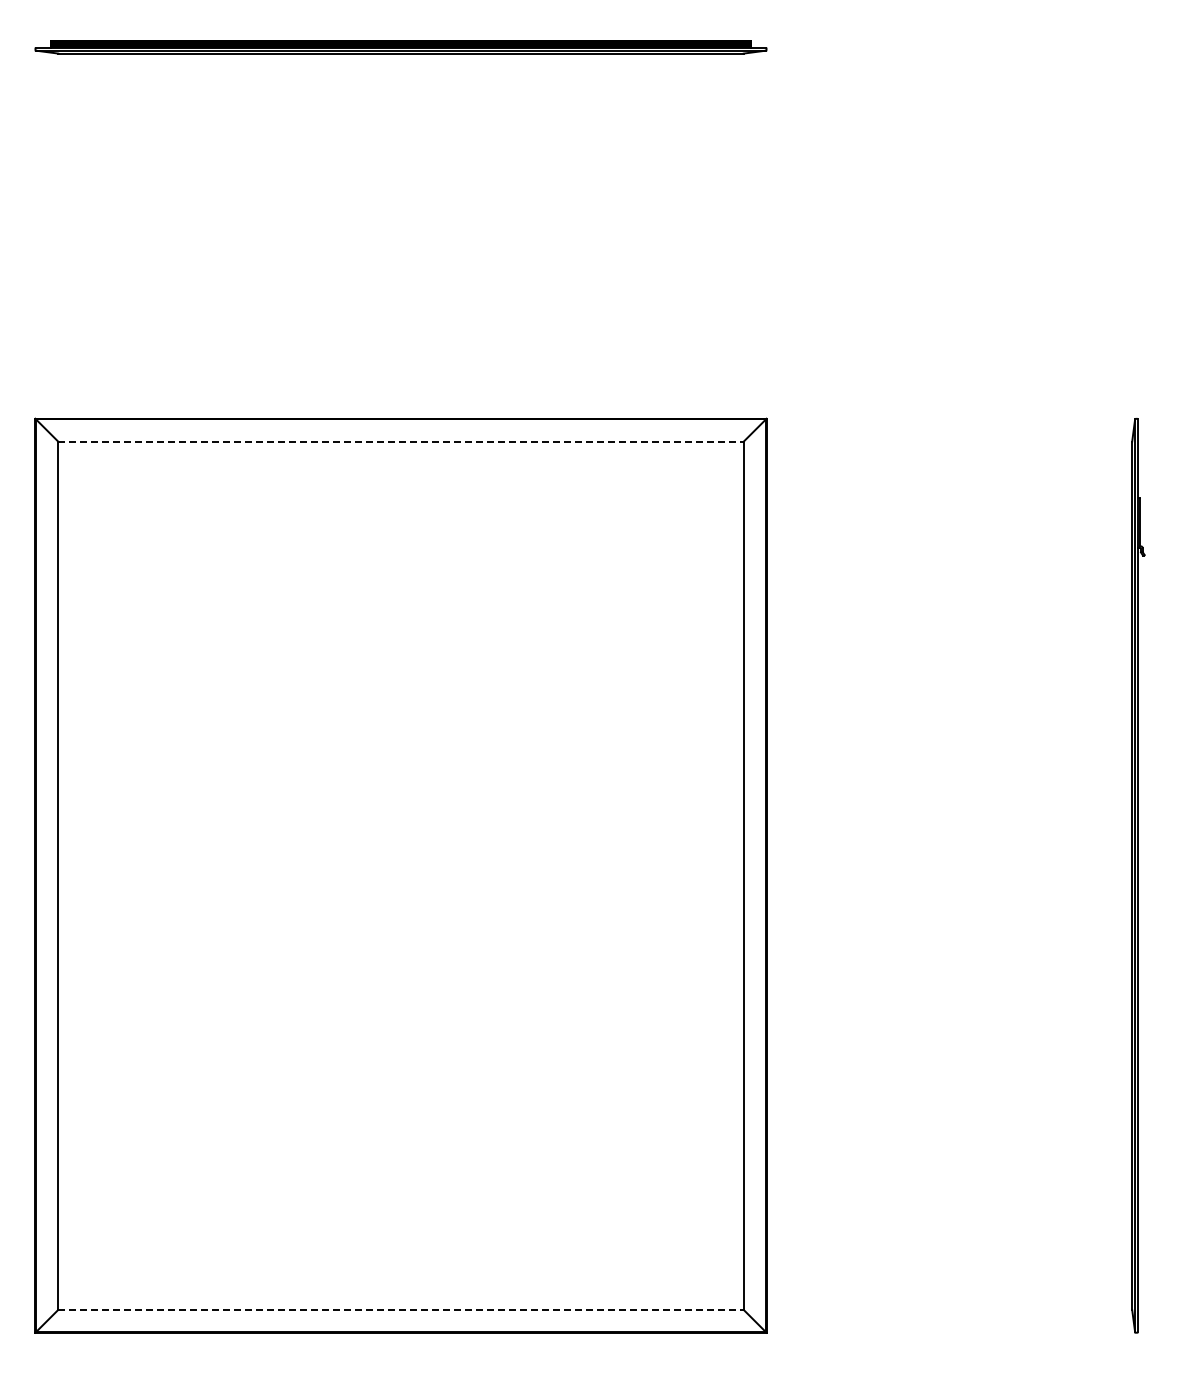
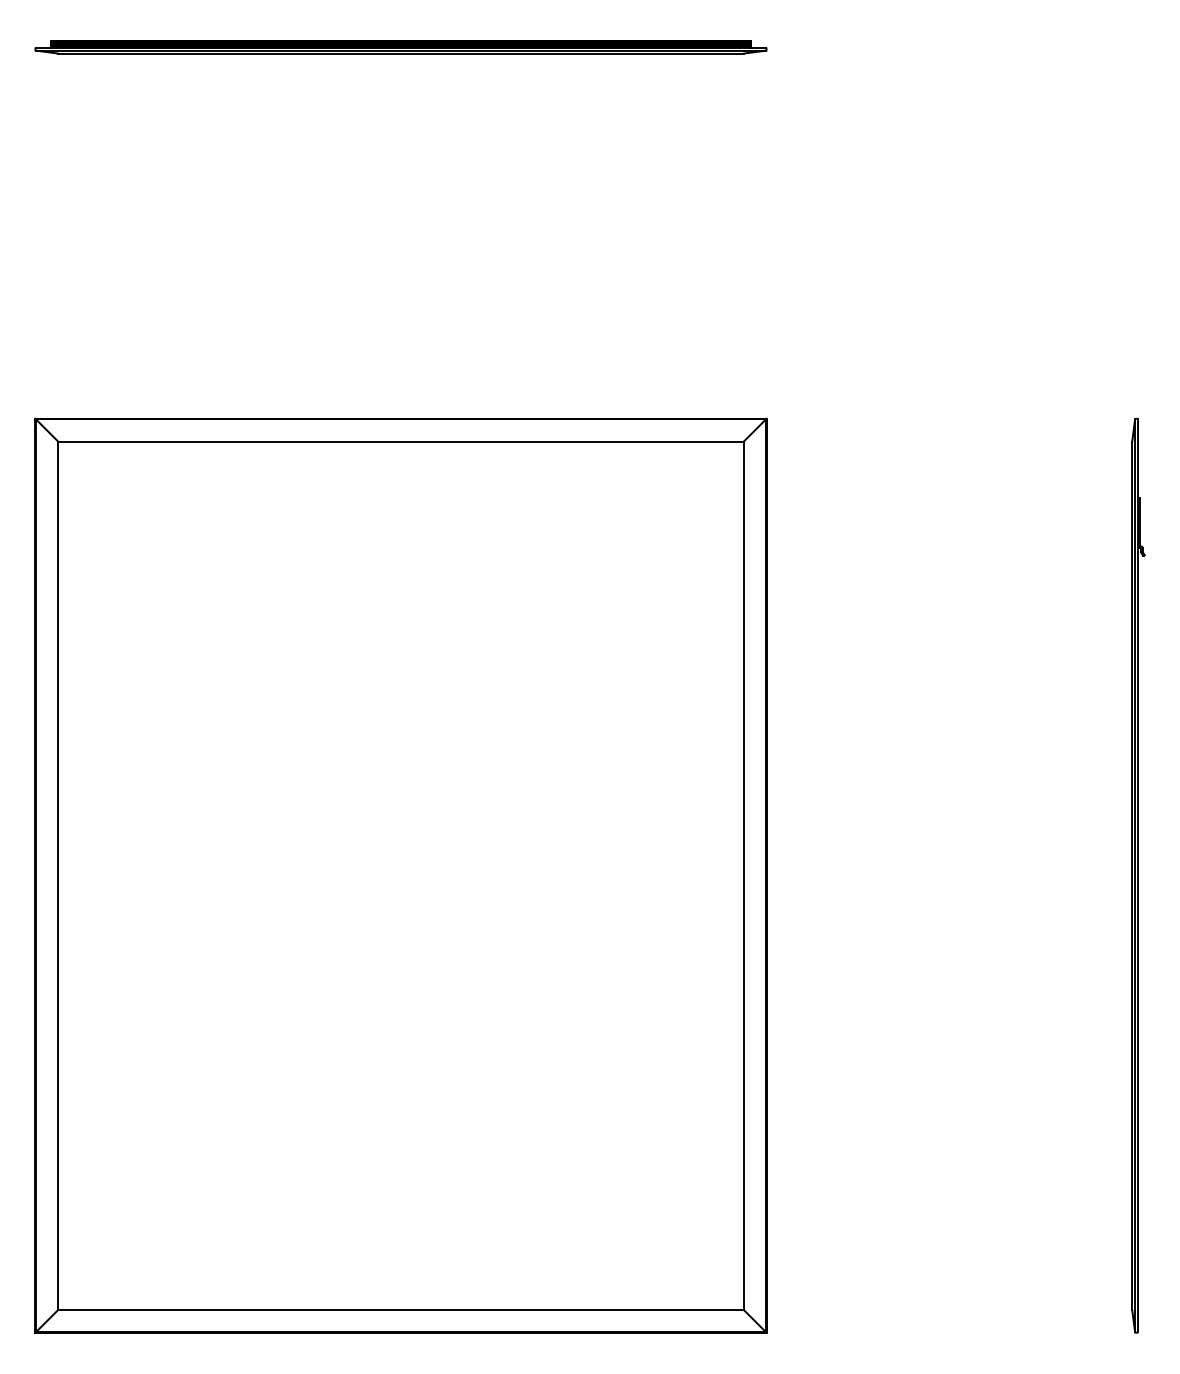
line: dashed -> solid (401, 441)
line: dashed -> solid (401, 1309)
